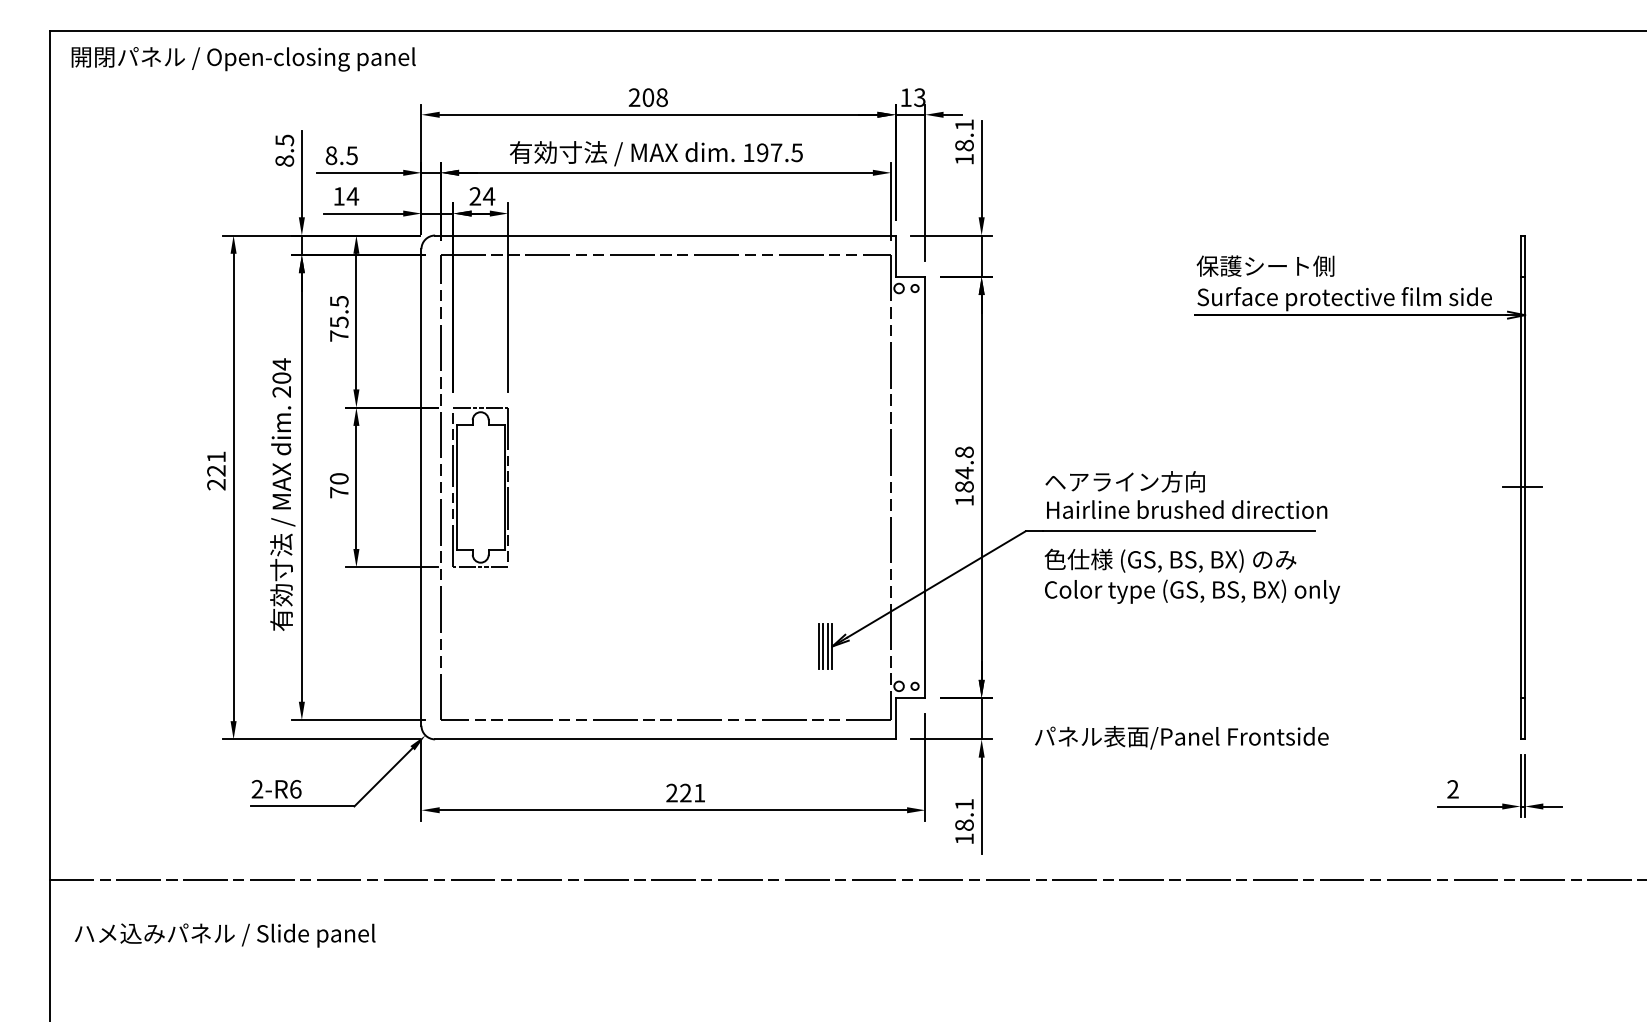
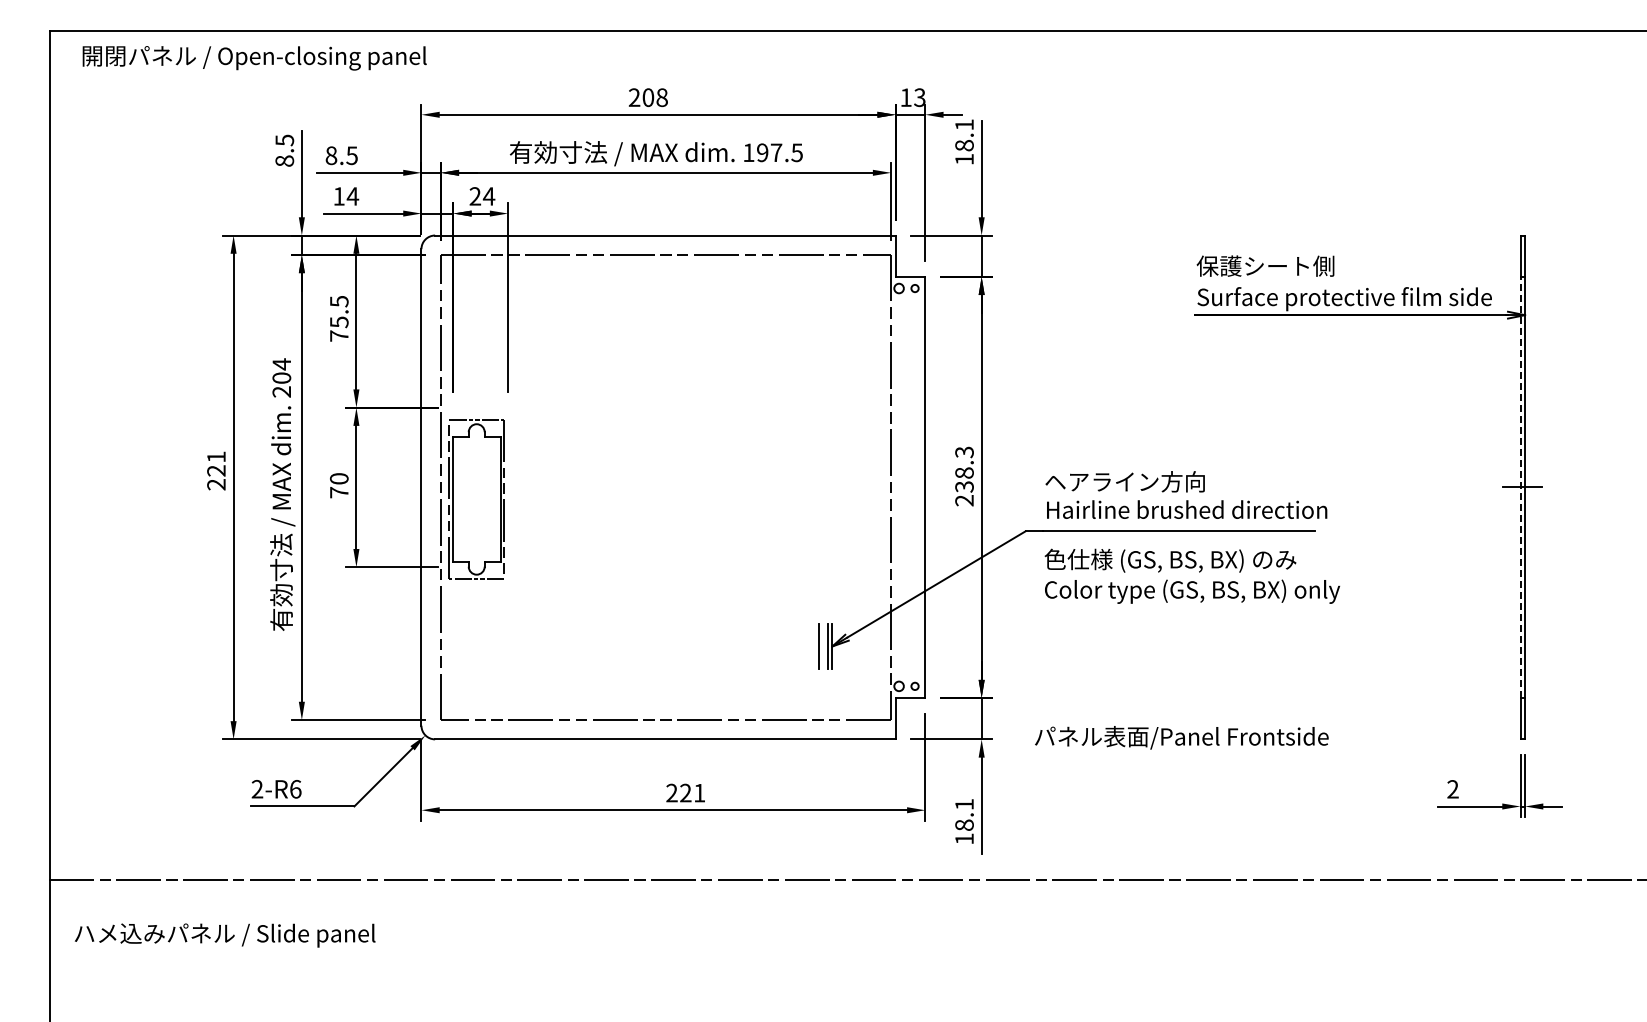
text position: (243, 59) -> (254, 58) (254, 58)
text: 184.8 -> 238.3 (964, 476)
part position: (480, 487) -> (476, 499) (476, 499)
line: solid -> dashed (1520, 487)
line: present -> none (823, 646)
